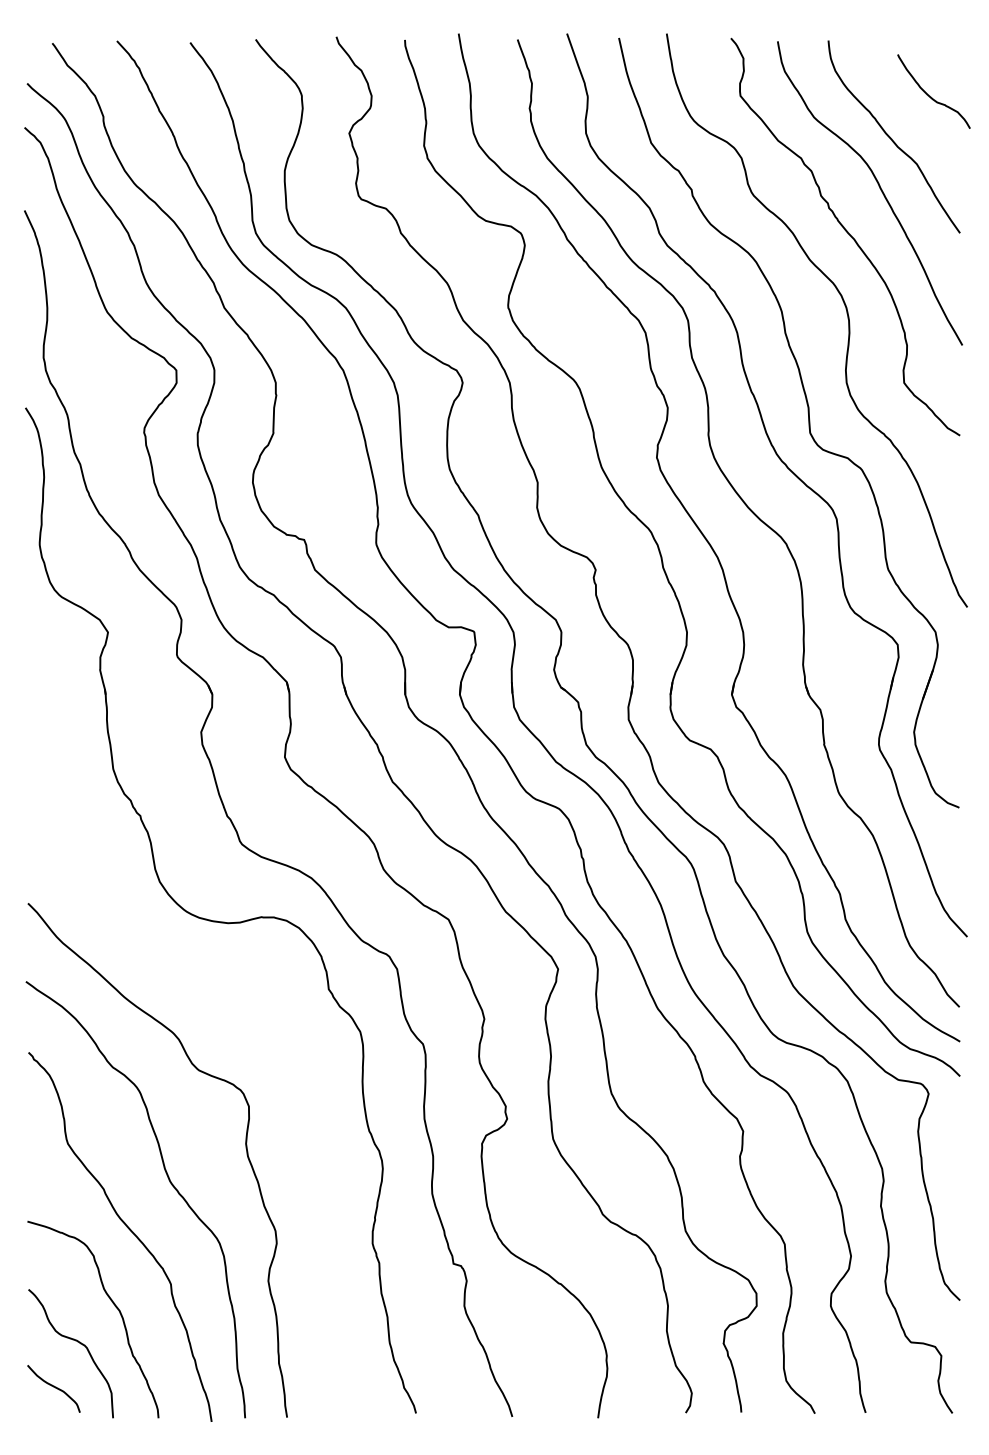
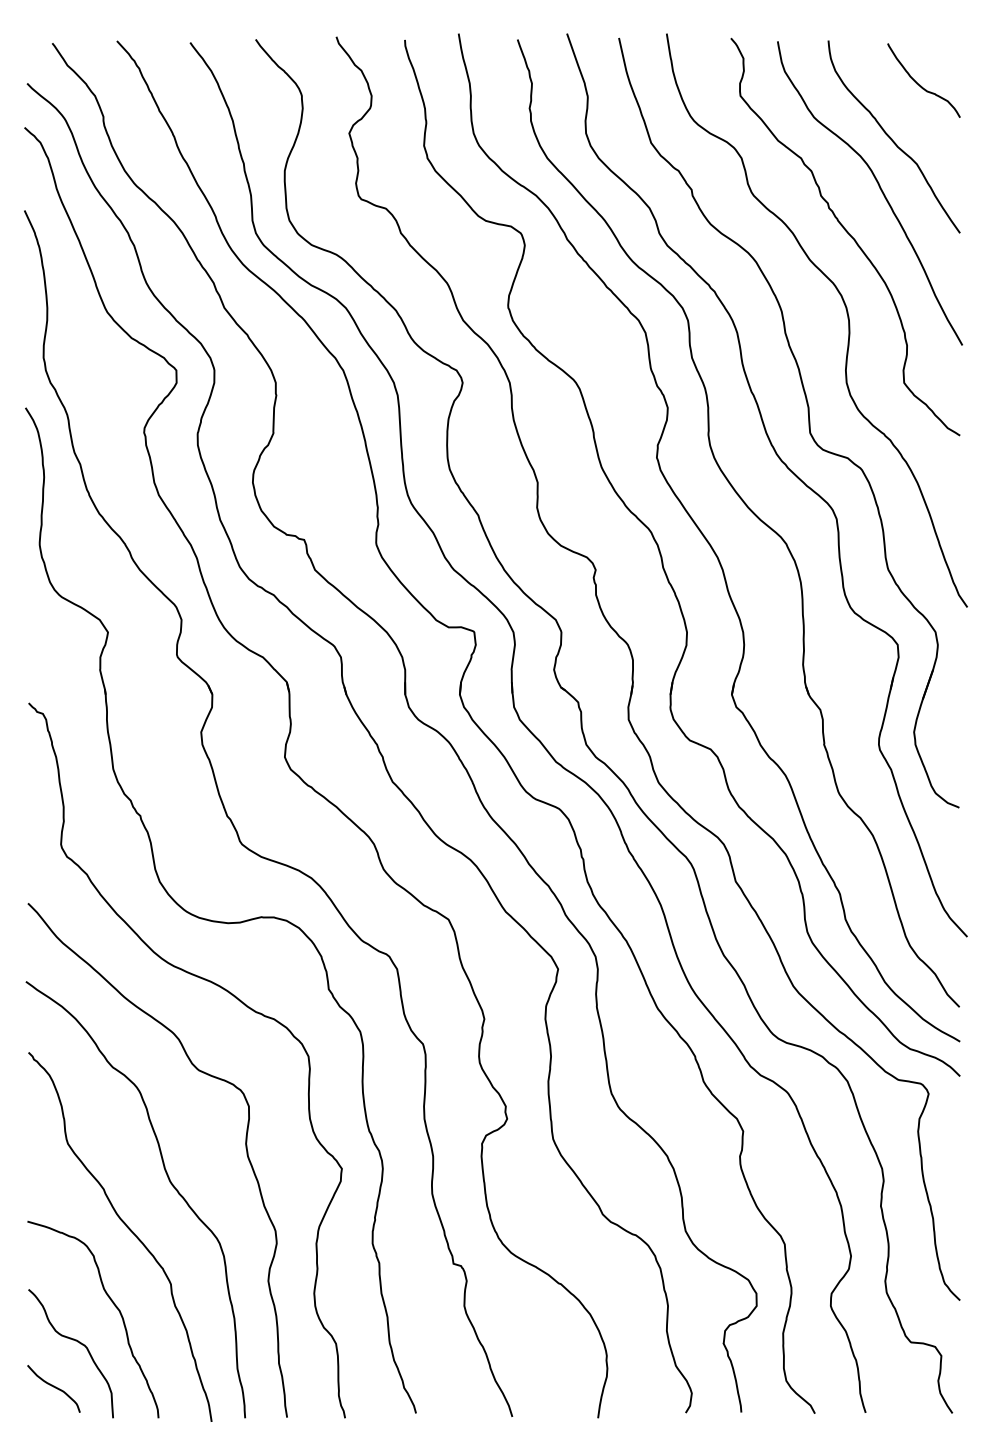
curve position: (931, 96) -> (921, 85) (921, 85)
curve: none -> present (235, 998)
